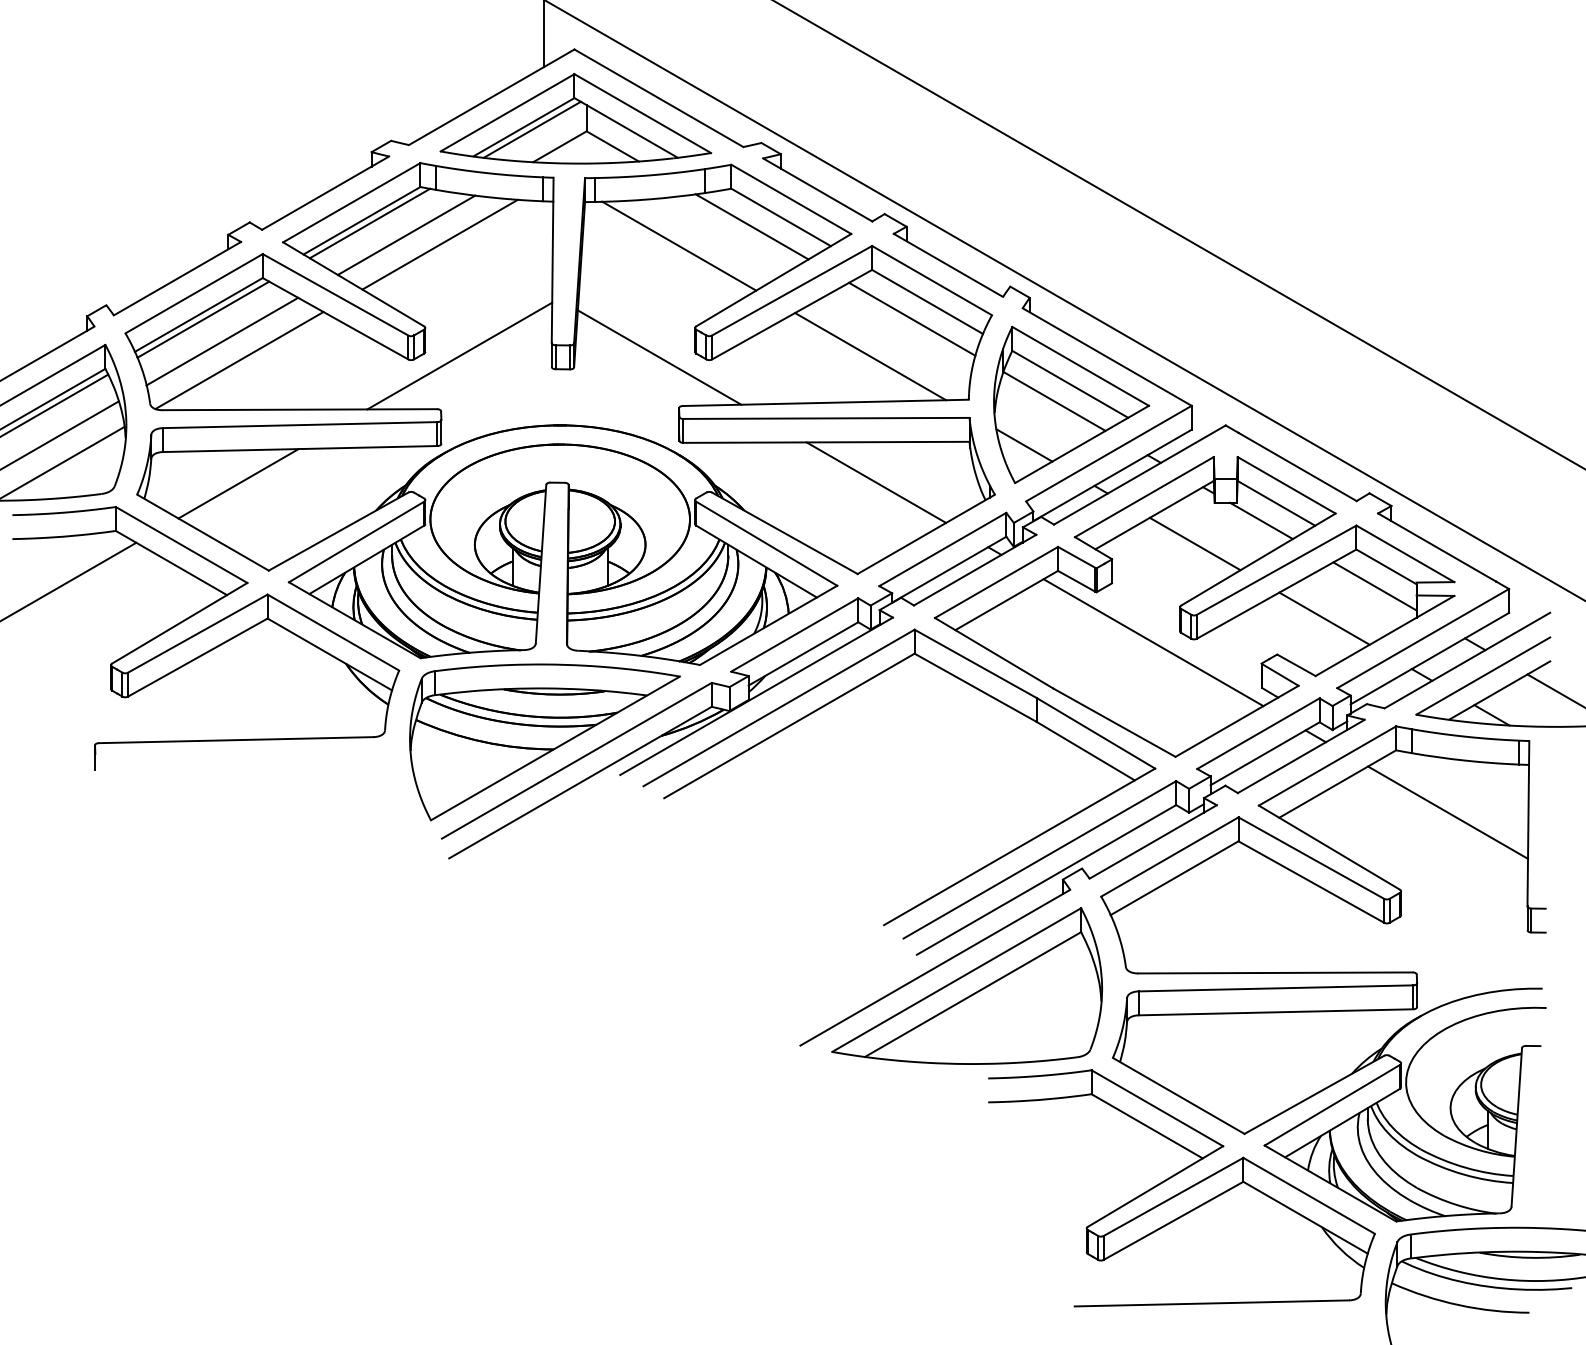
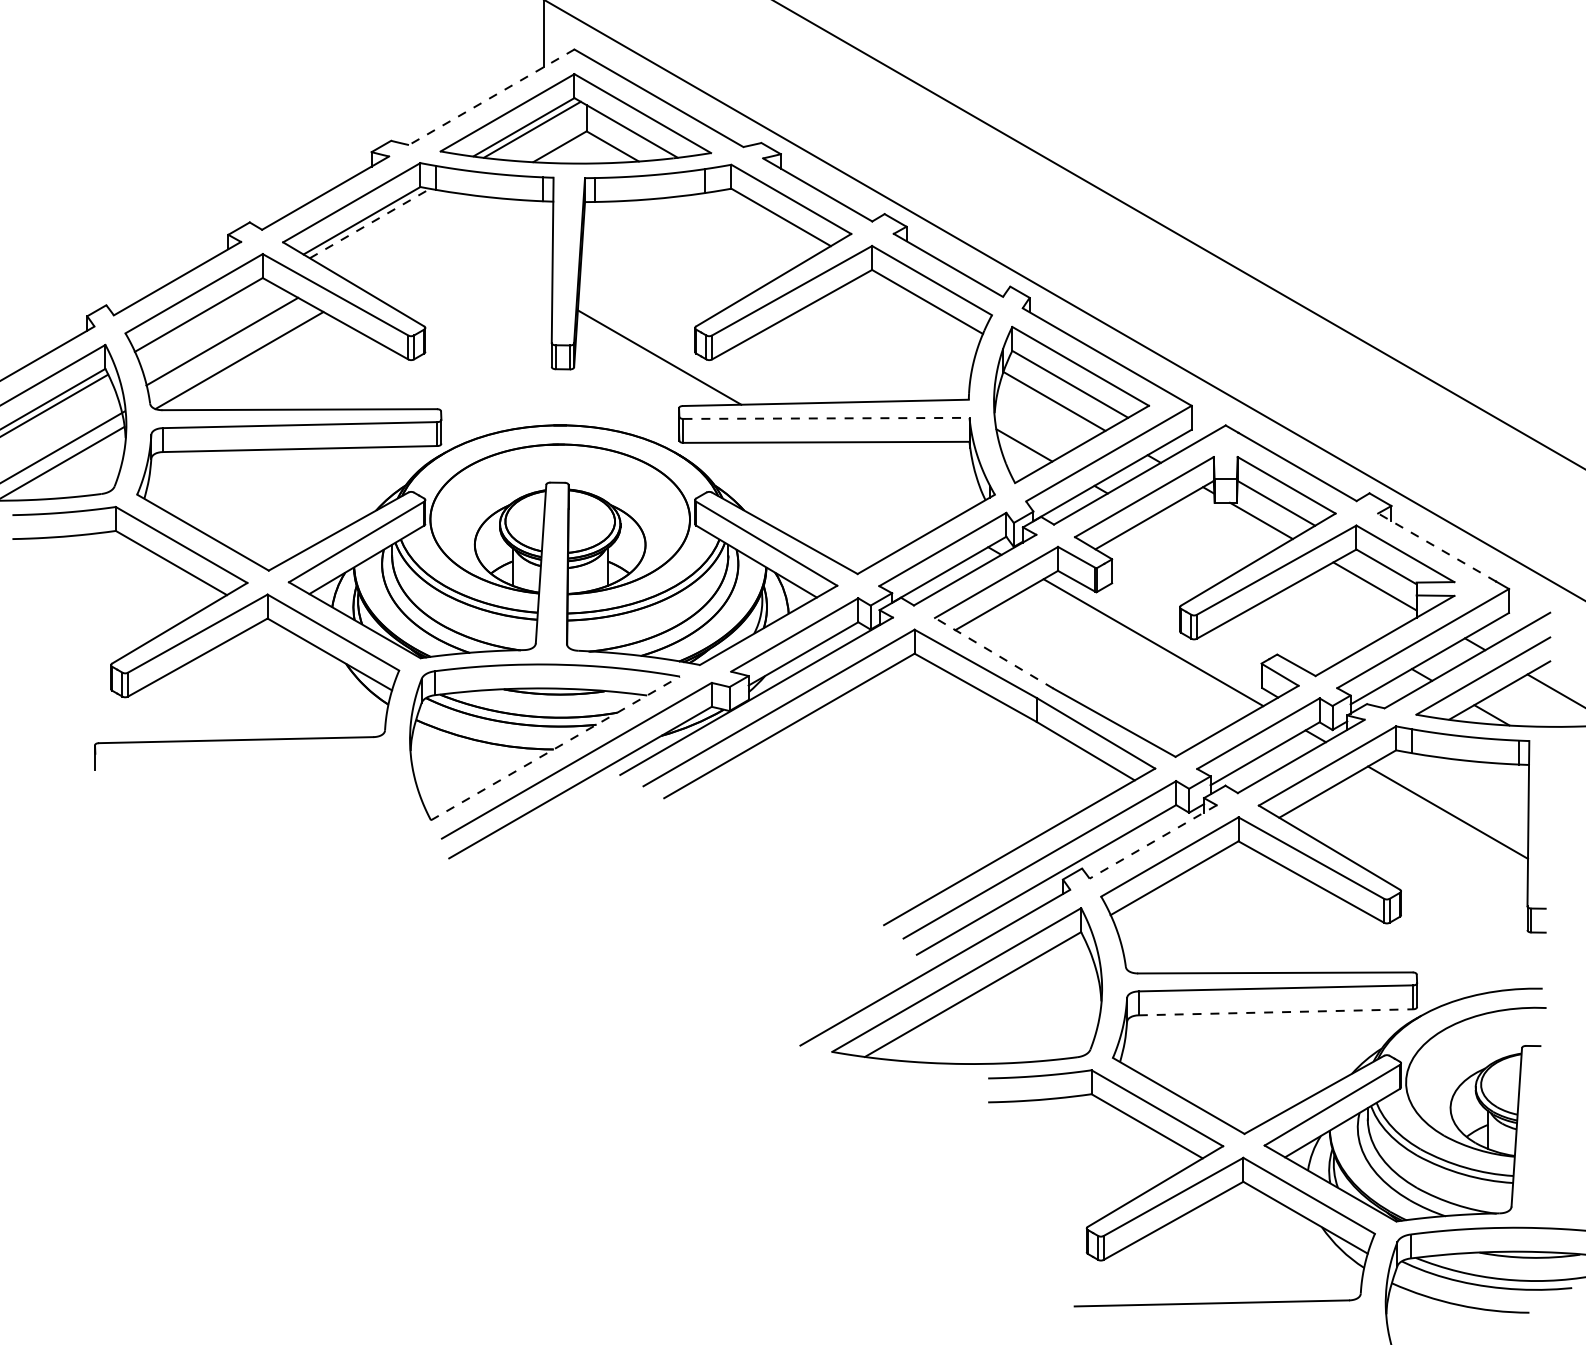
line: solid -> dashed (491, 97)
line: solid -> dashed (370, 223)
line: present -> none (751, 226)
line: present -> none (406, 234)
line: present -> none (439, 244)
line: present -> none (679, 245)
line: present -> none (912, 318)
line: present -> none (203, 319)
line: present -> none (459, 355)
line: present -> none (870, 356)
line: solid -> dashed (826, 418)
line position: (60, 434) -> (63, 446) (63, 446)
line: present -> none (876, 482)
line: present -> none (238, 483)
line: present -> none (1194, 543)
line: solid -> dashed (1436, 547)
line: present -> none (69, 581)
line: present -> none (1324, 618)
line: solid -> dashed (994, 653)
line: solid -> dashed (555, 748)
line: solid -> dashed (1152, 842)
line: solid -> dashed (1276, 1012)
